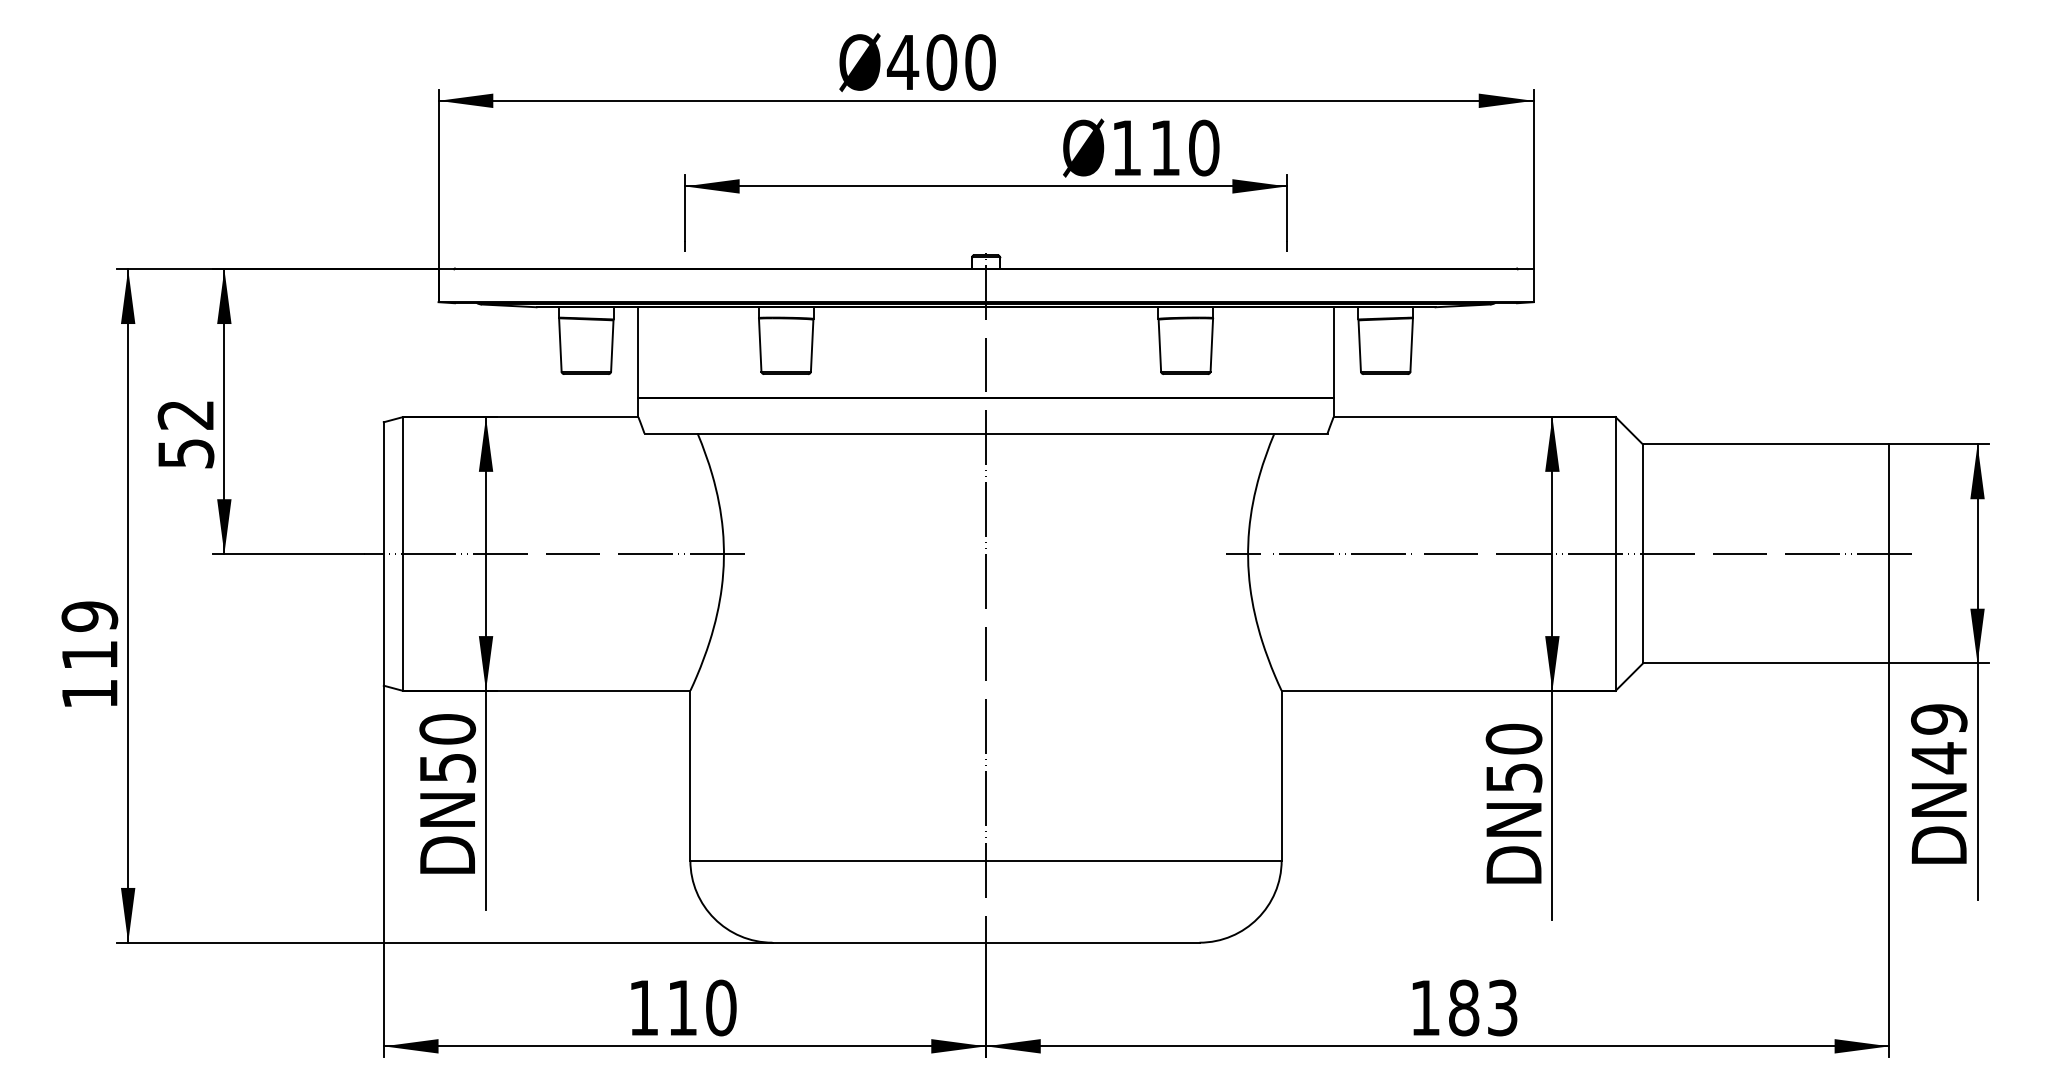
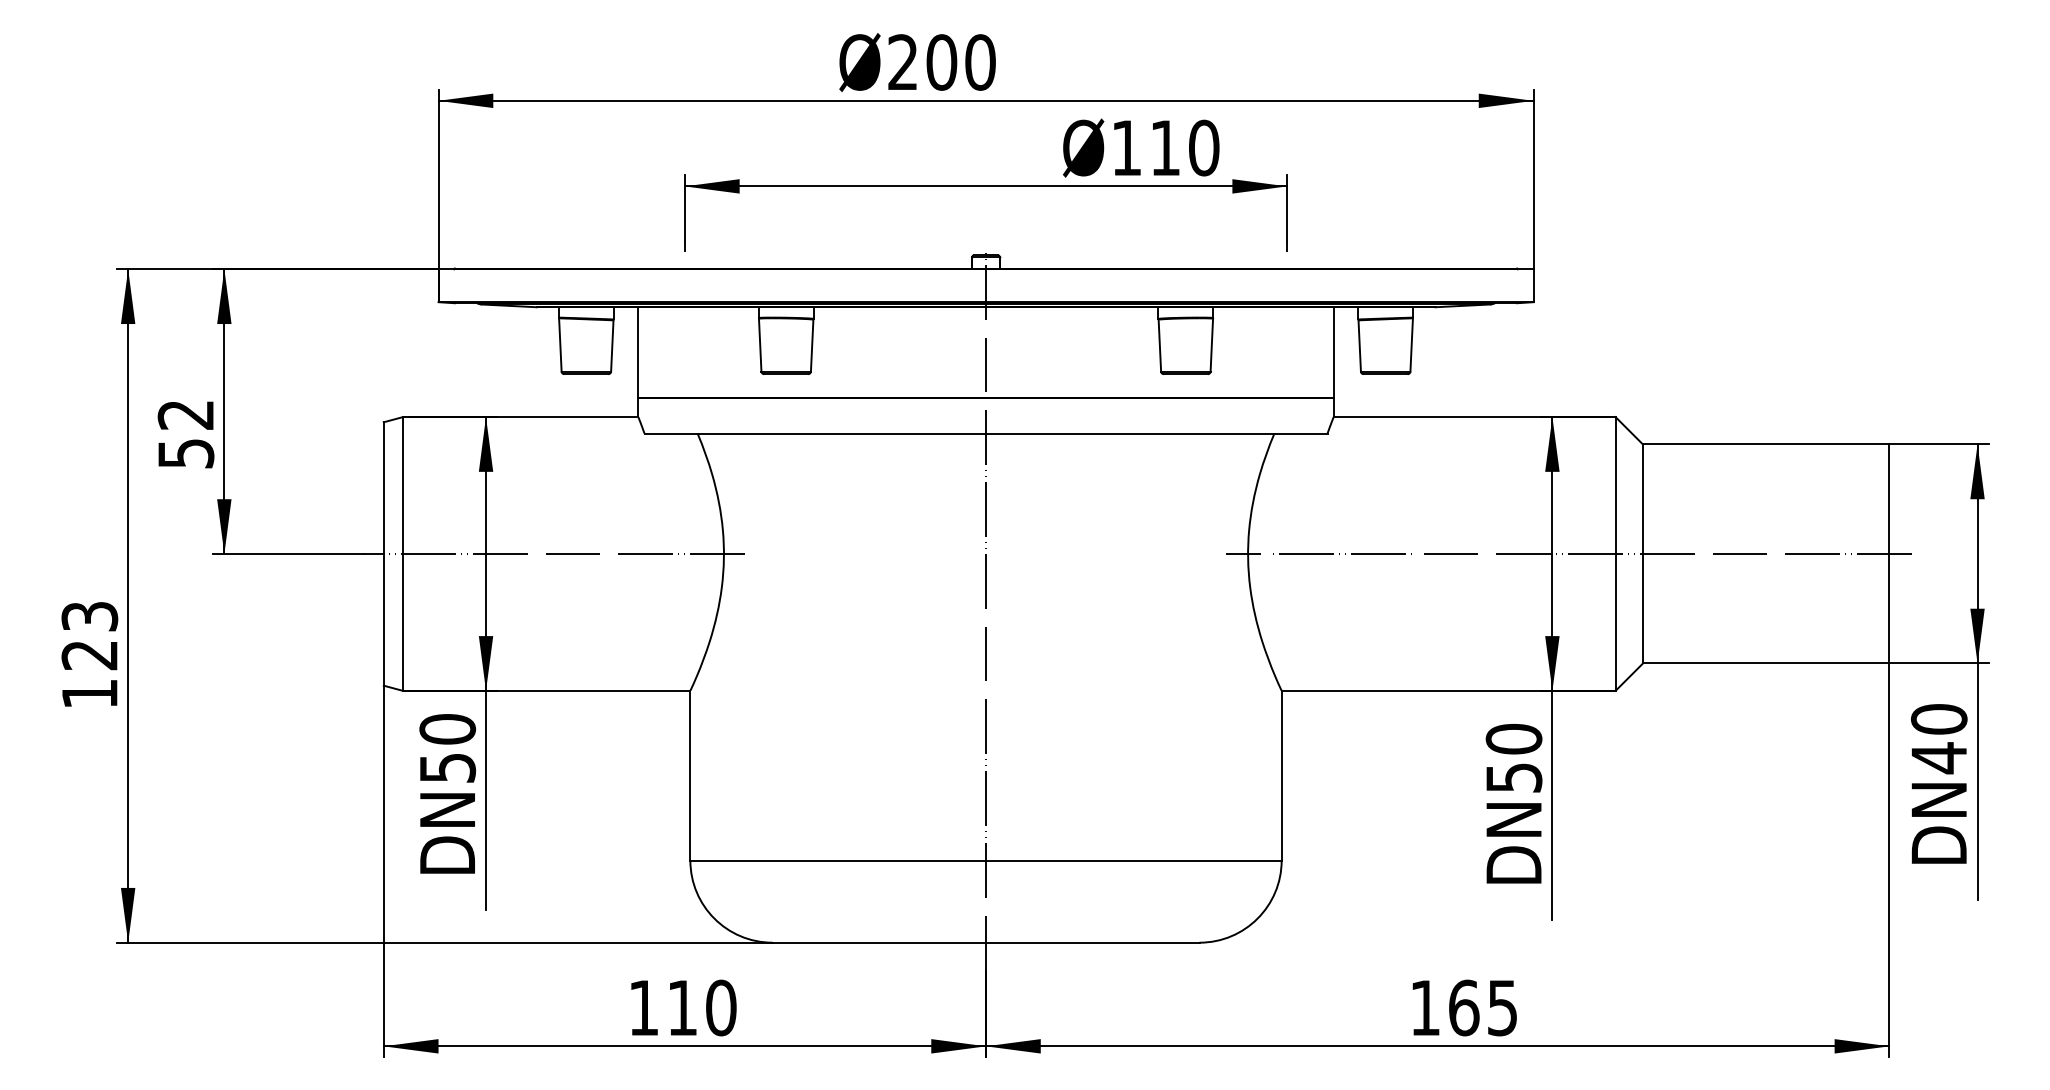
text: 400 -> 200 (903, 61)
text: 119 -> 123 (89, 635)
text: 49 -> 40 (1939, 719)
text: 183 -> 165 (1483, 1007)
